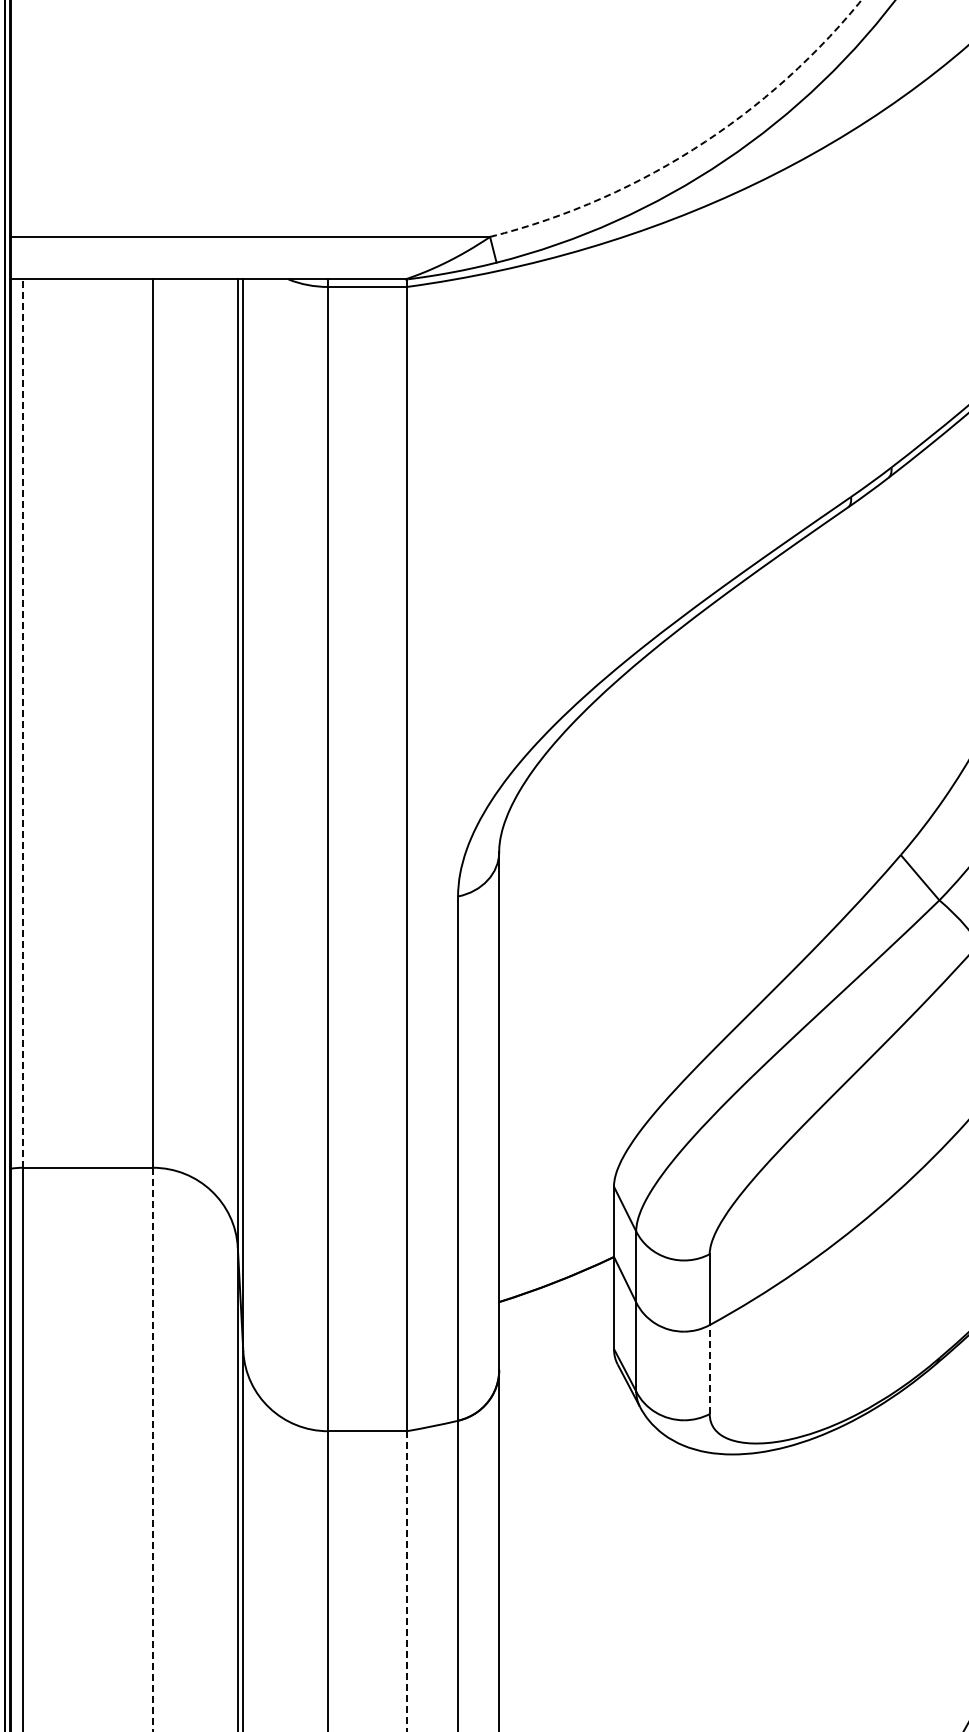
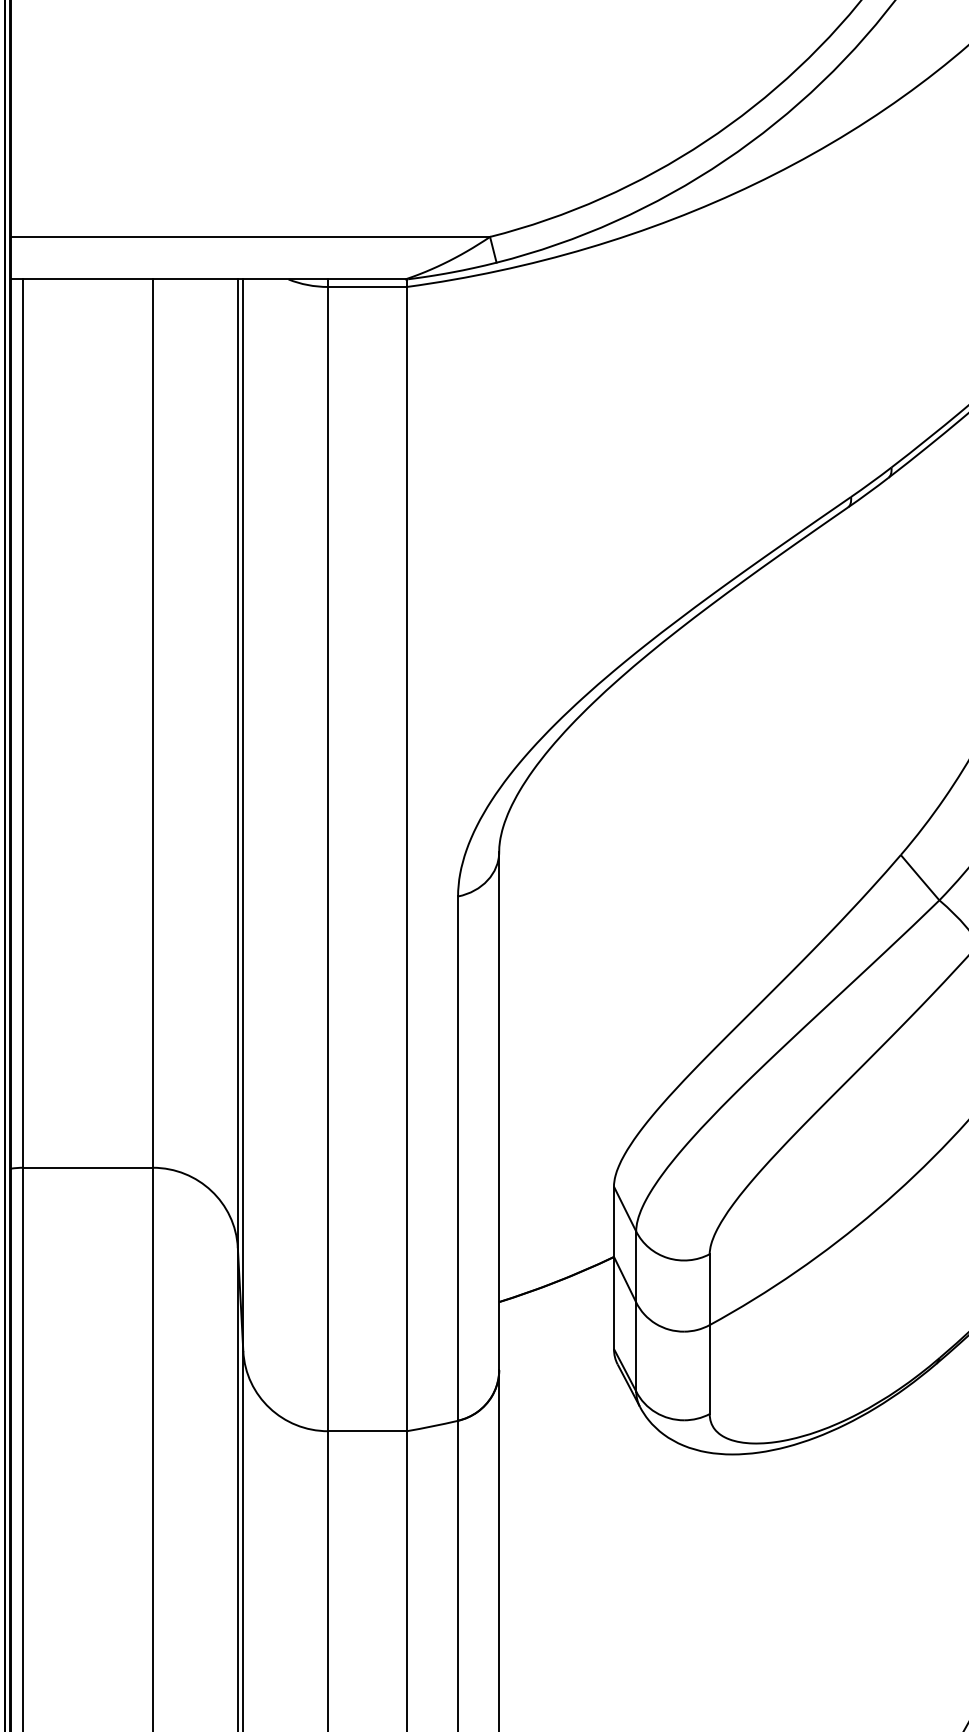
arc: dashed -> solid (695, 147)
line: dashed -> solid (23, 723)
line: dashed -> solid (709, 1369)
line: dashed -> solid (152, 1449)
line: dashed -> solid (406, 1581)
